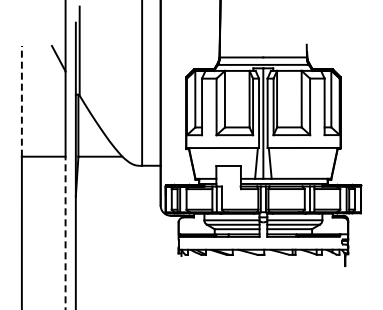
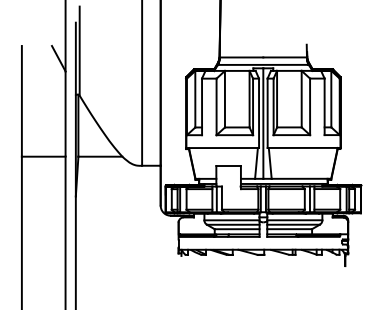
line: dashed -> solid (21, 100)
line: dashed -> solid (65, 232)
